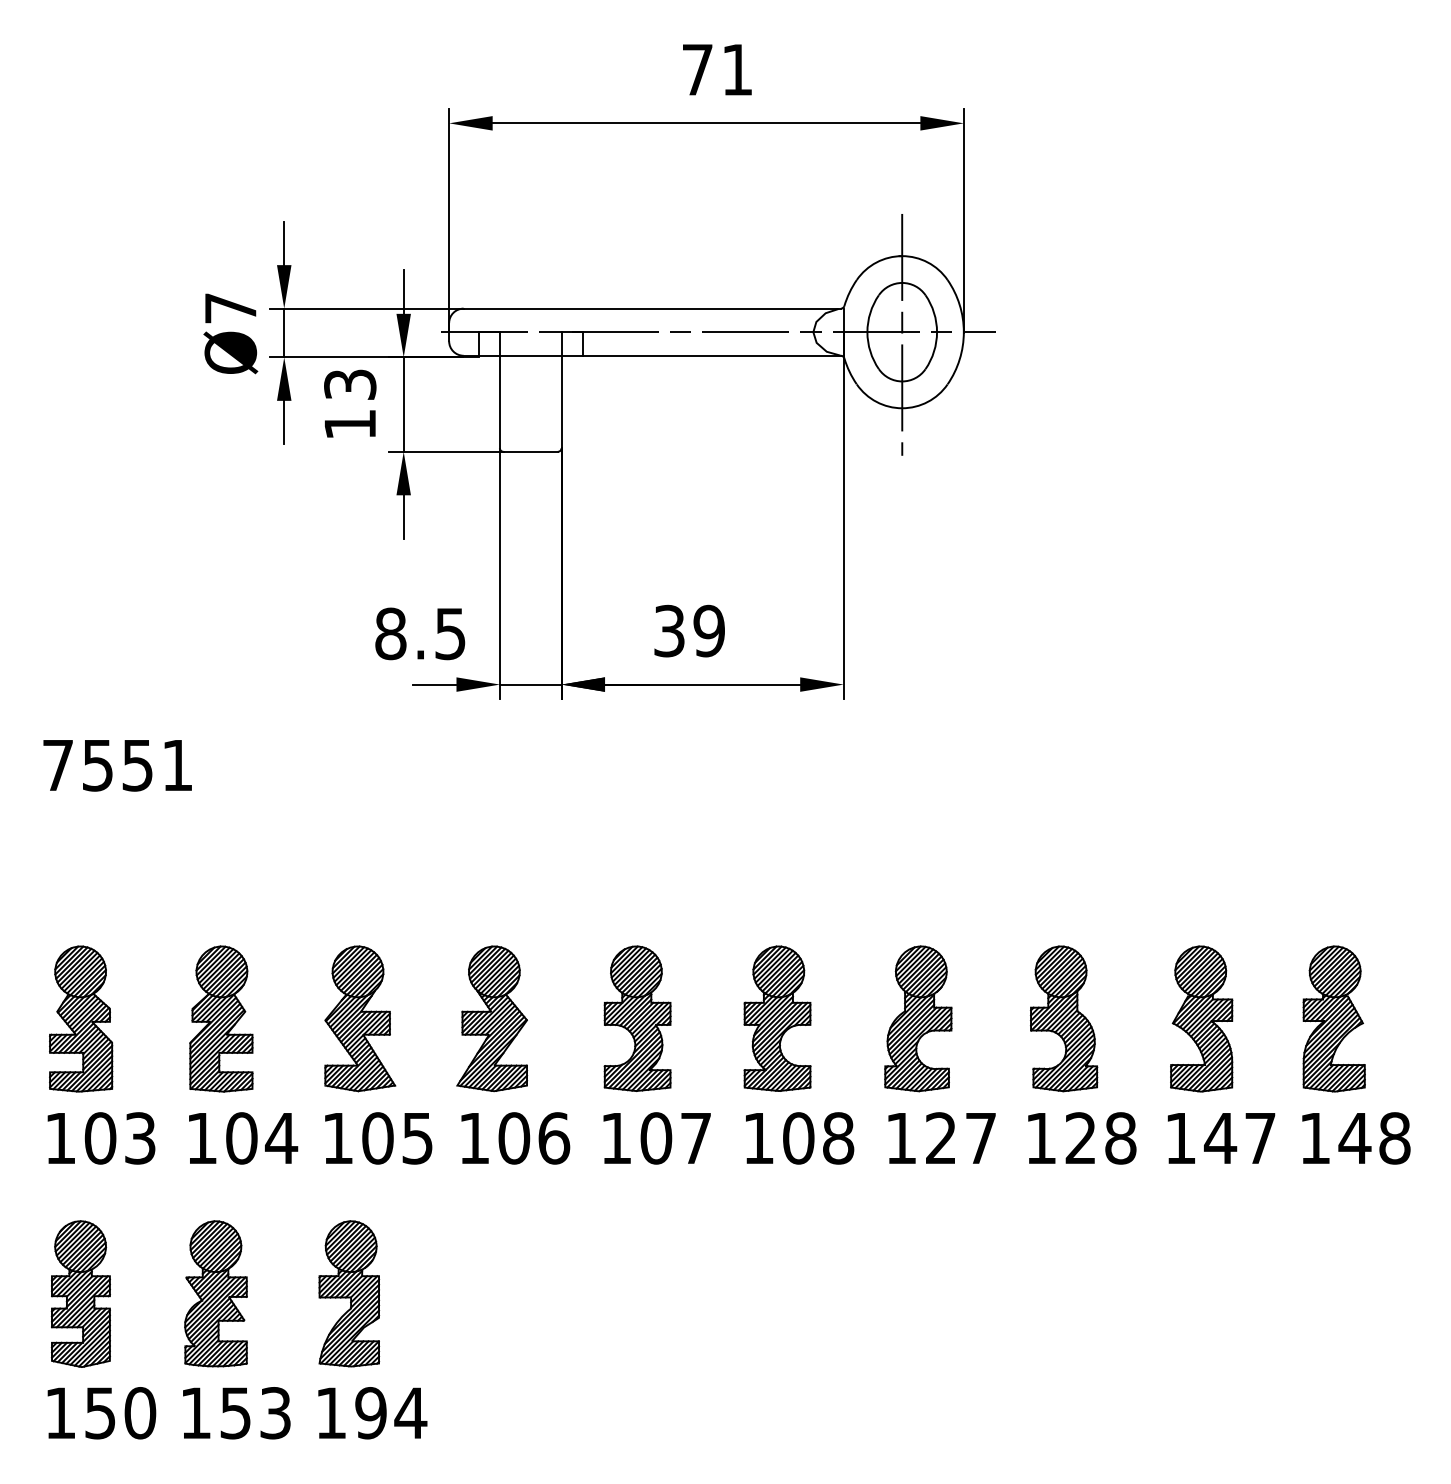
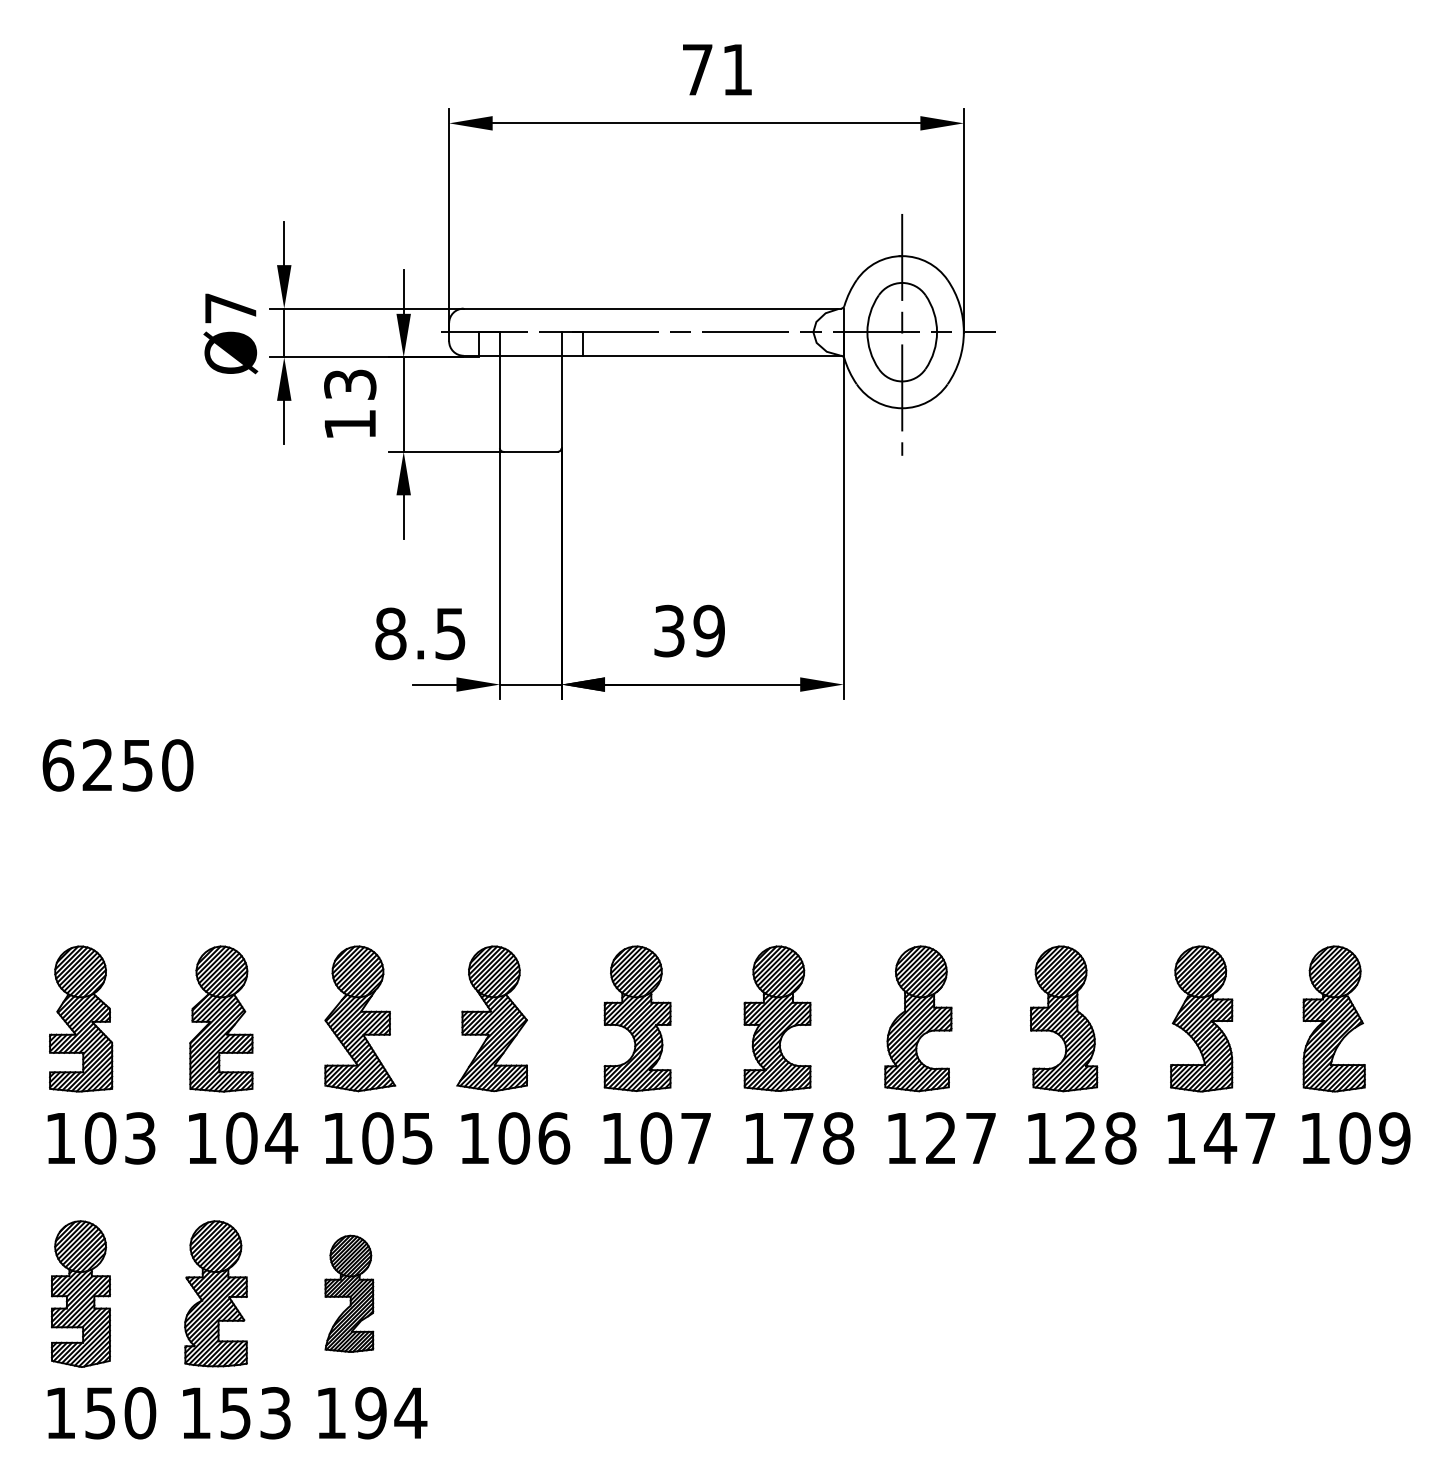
text: 7551 -> 6250 (117, 765)
text: 108 -> 178 (798, 1138)
text: 148 -> 109 (1374, 1138)
part size: 63x148 px -> 51x119 px (349, 1293)
